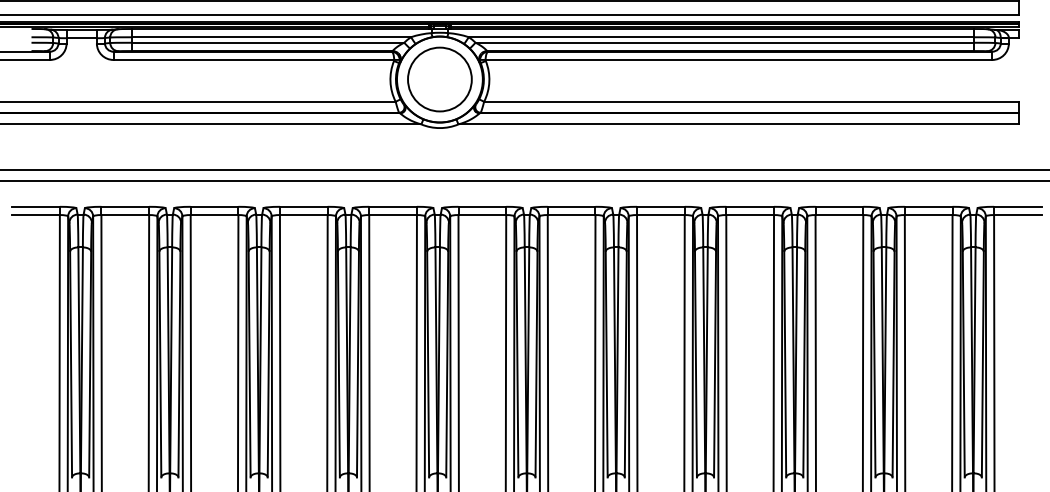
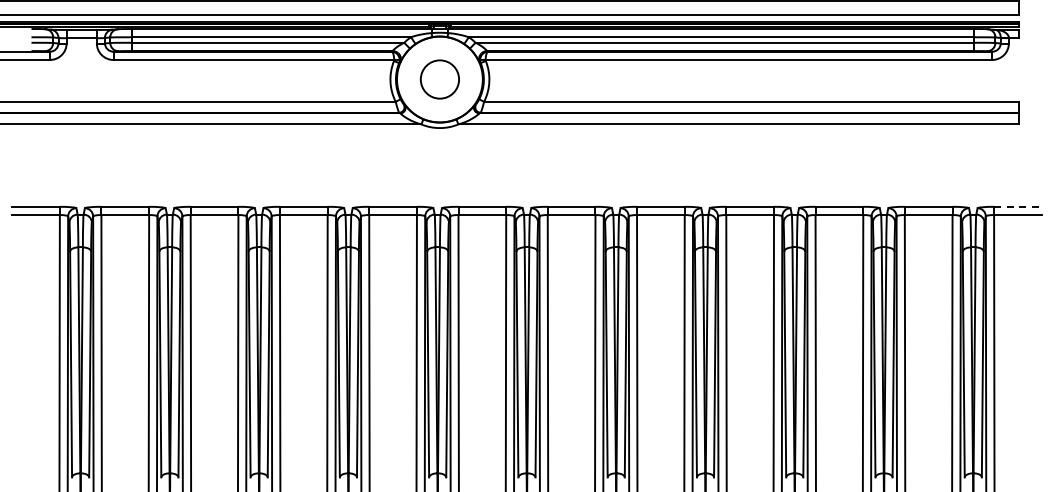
circle size: 66x67 px -> 41x41 px (439, 79)
line: present -> none (524, 170)
line: present -> none (524, 181)
line: solid -> dashed (1017, 206)
